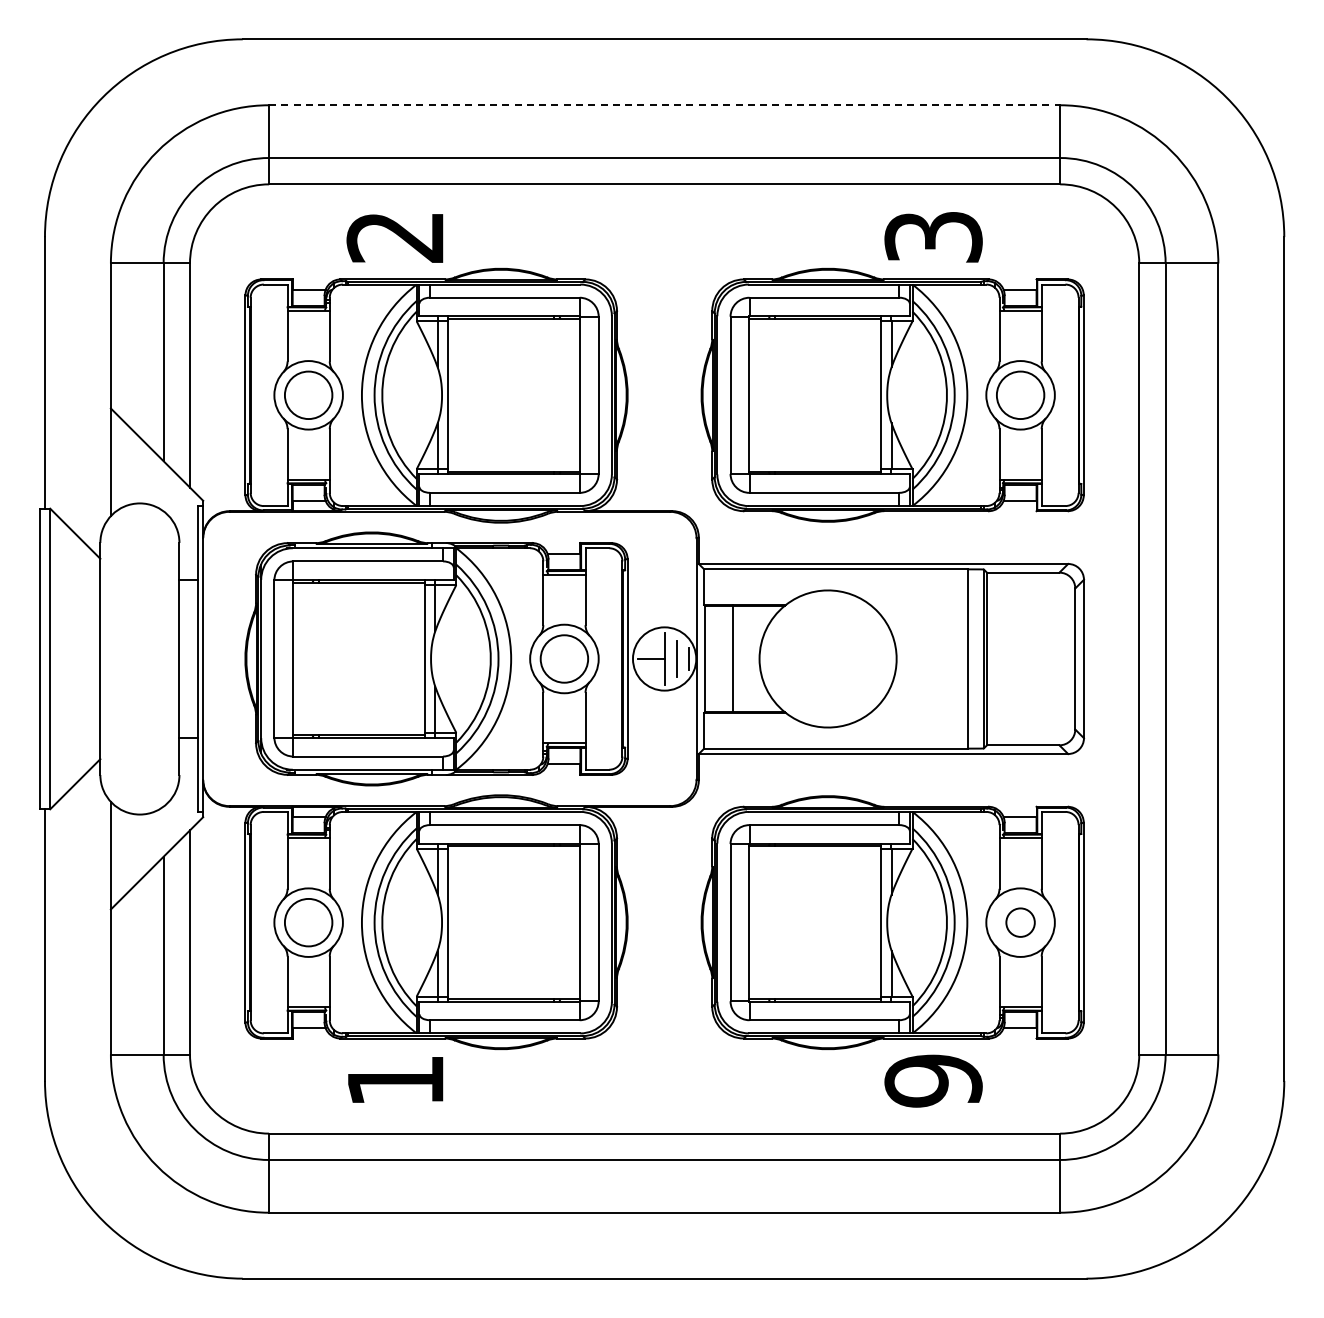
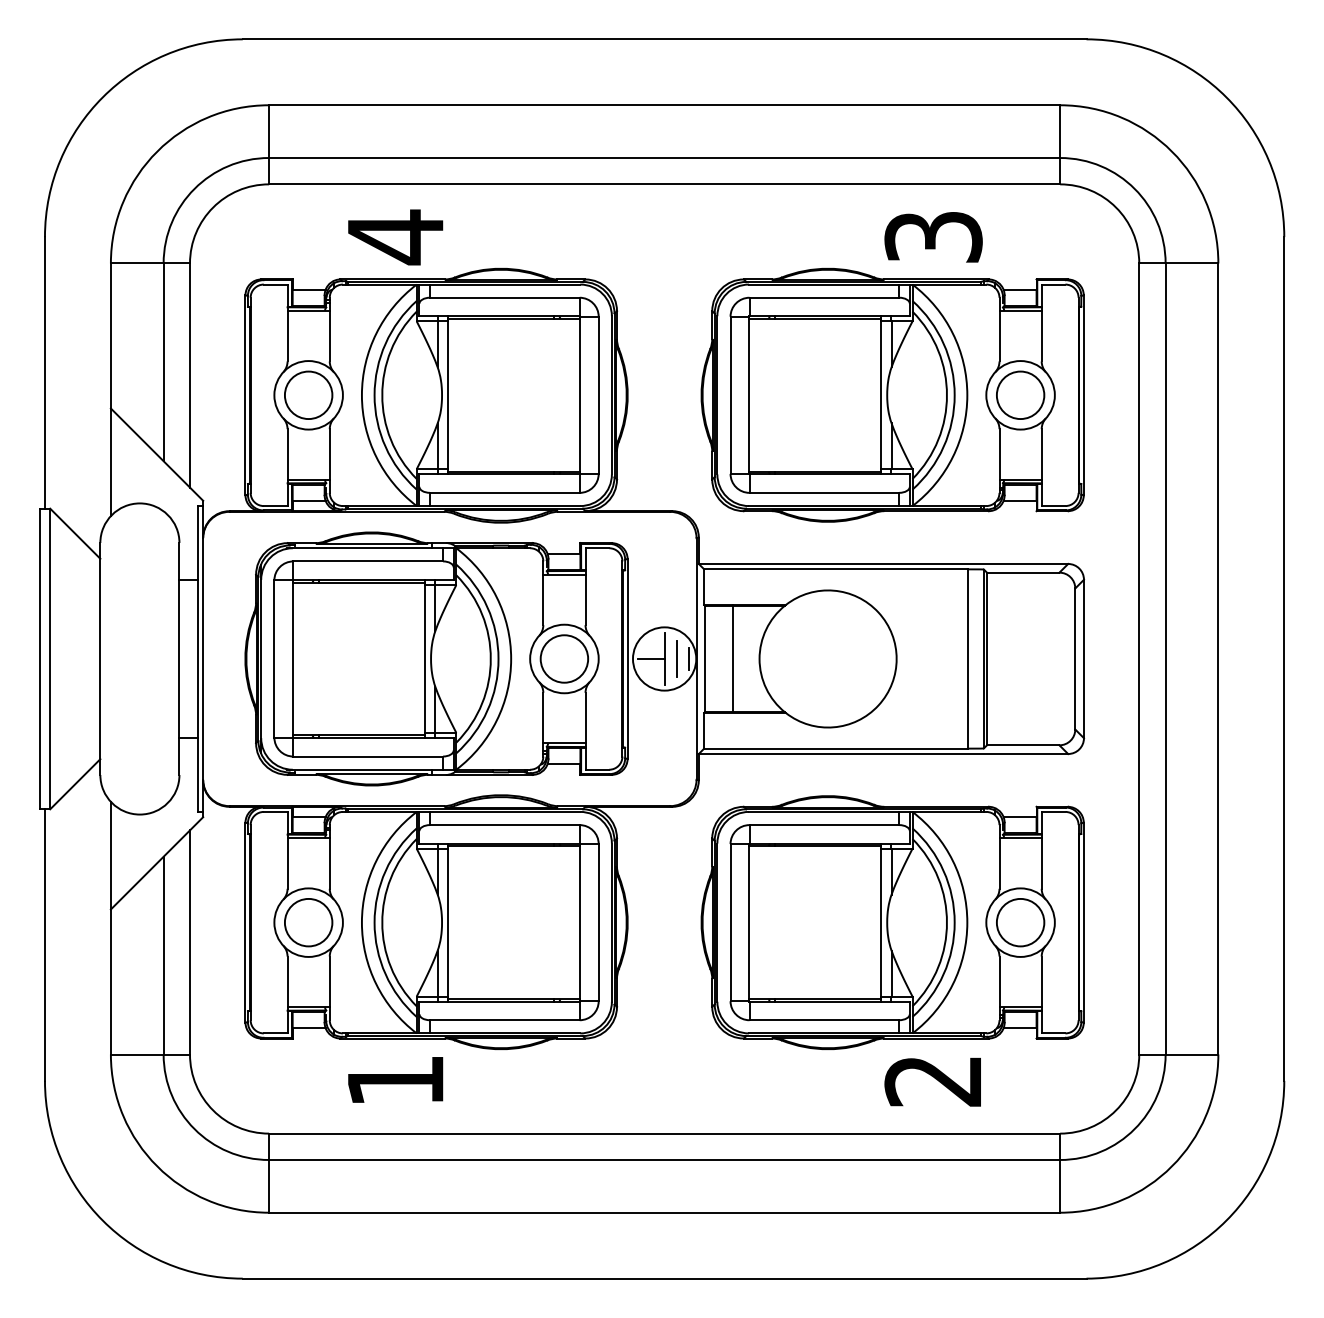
line: dashed -> solid (664, 105)
text: 2 -> 4 (394, 237)
circle diameter: 28 px -> 47 px (1020, 922)
text: 9 -> 2 (933, 1080)
